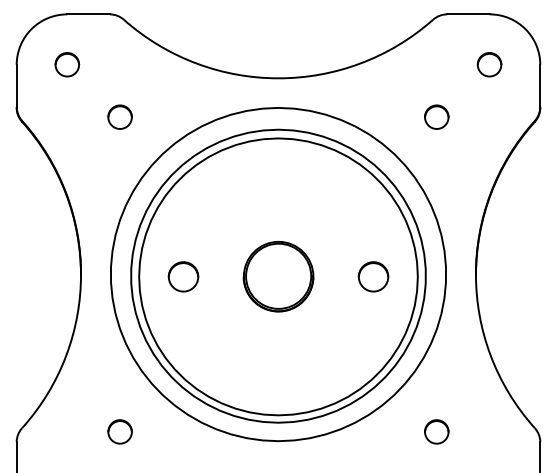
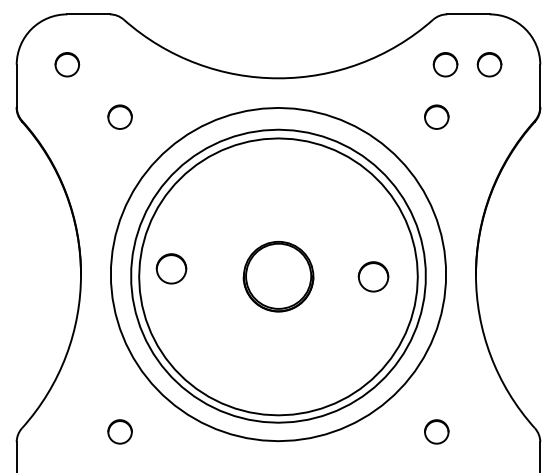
part: none -> present (445, 64)
part position: (183, 276) -> (171, 268) (171, 268)
